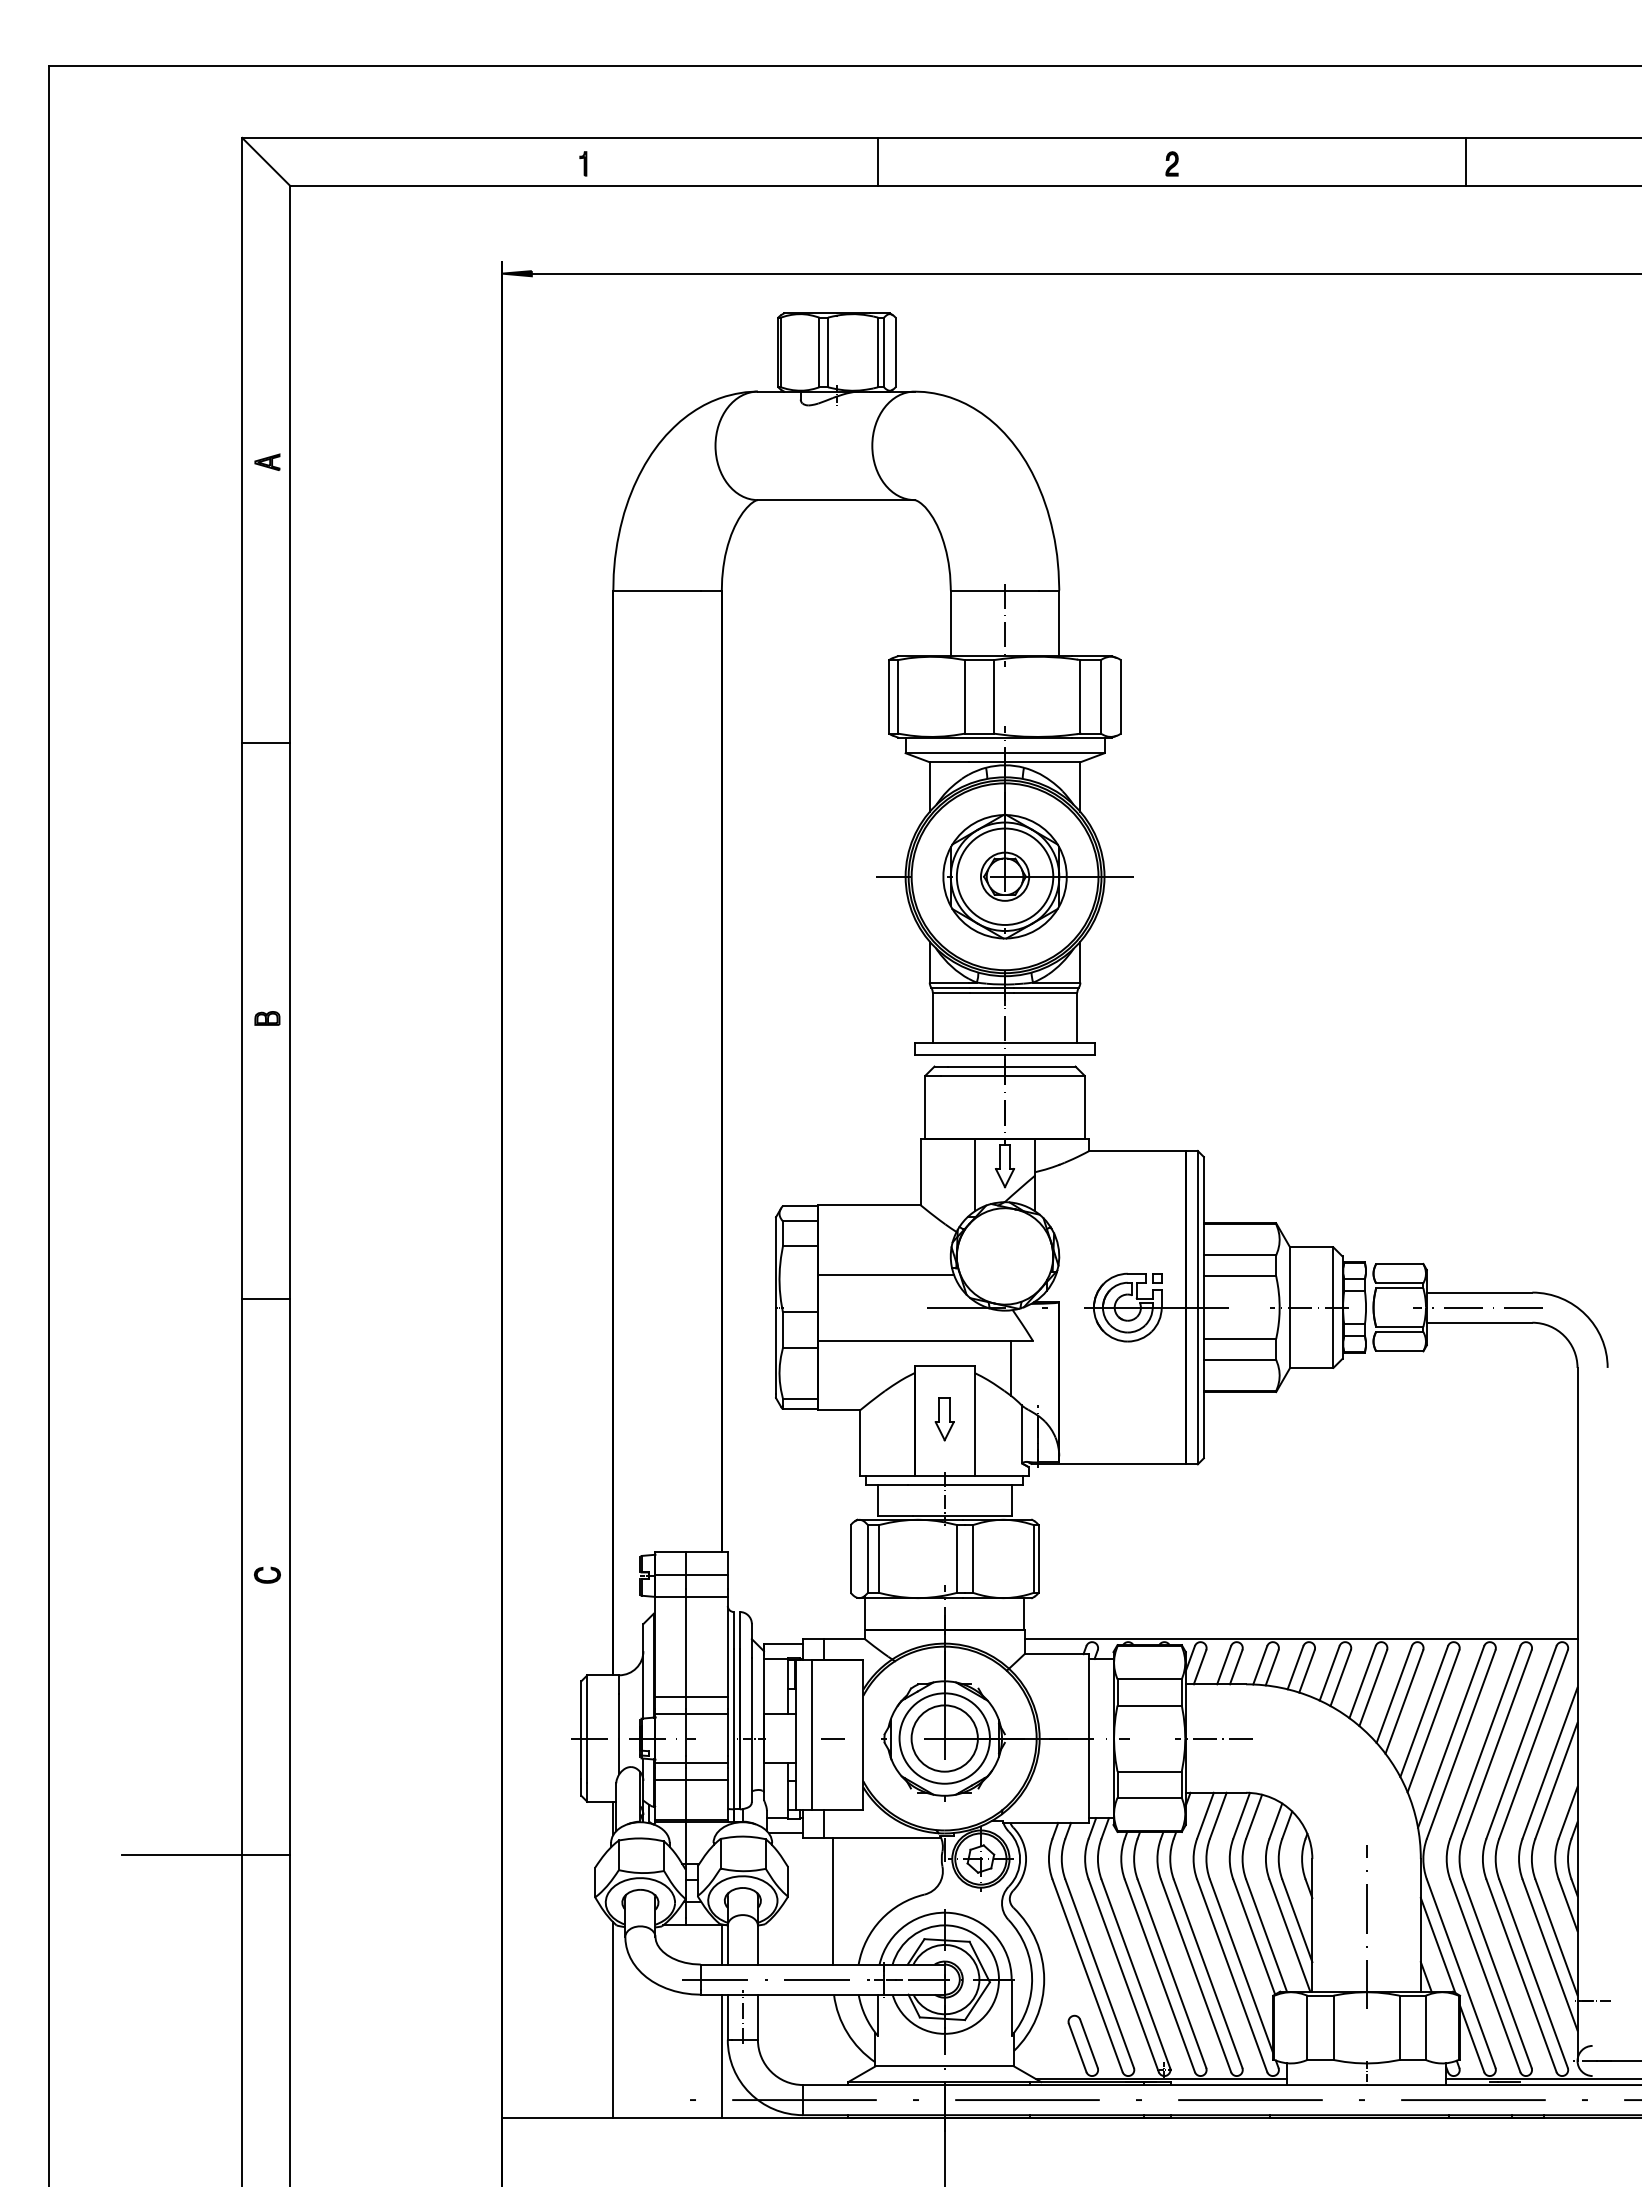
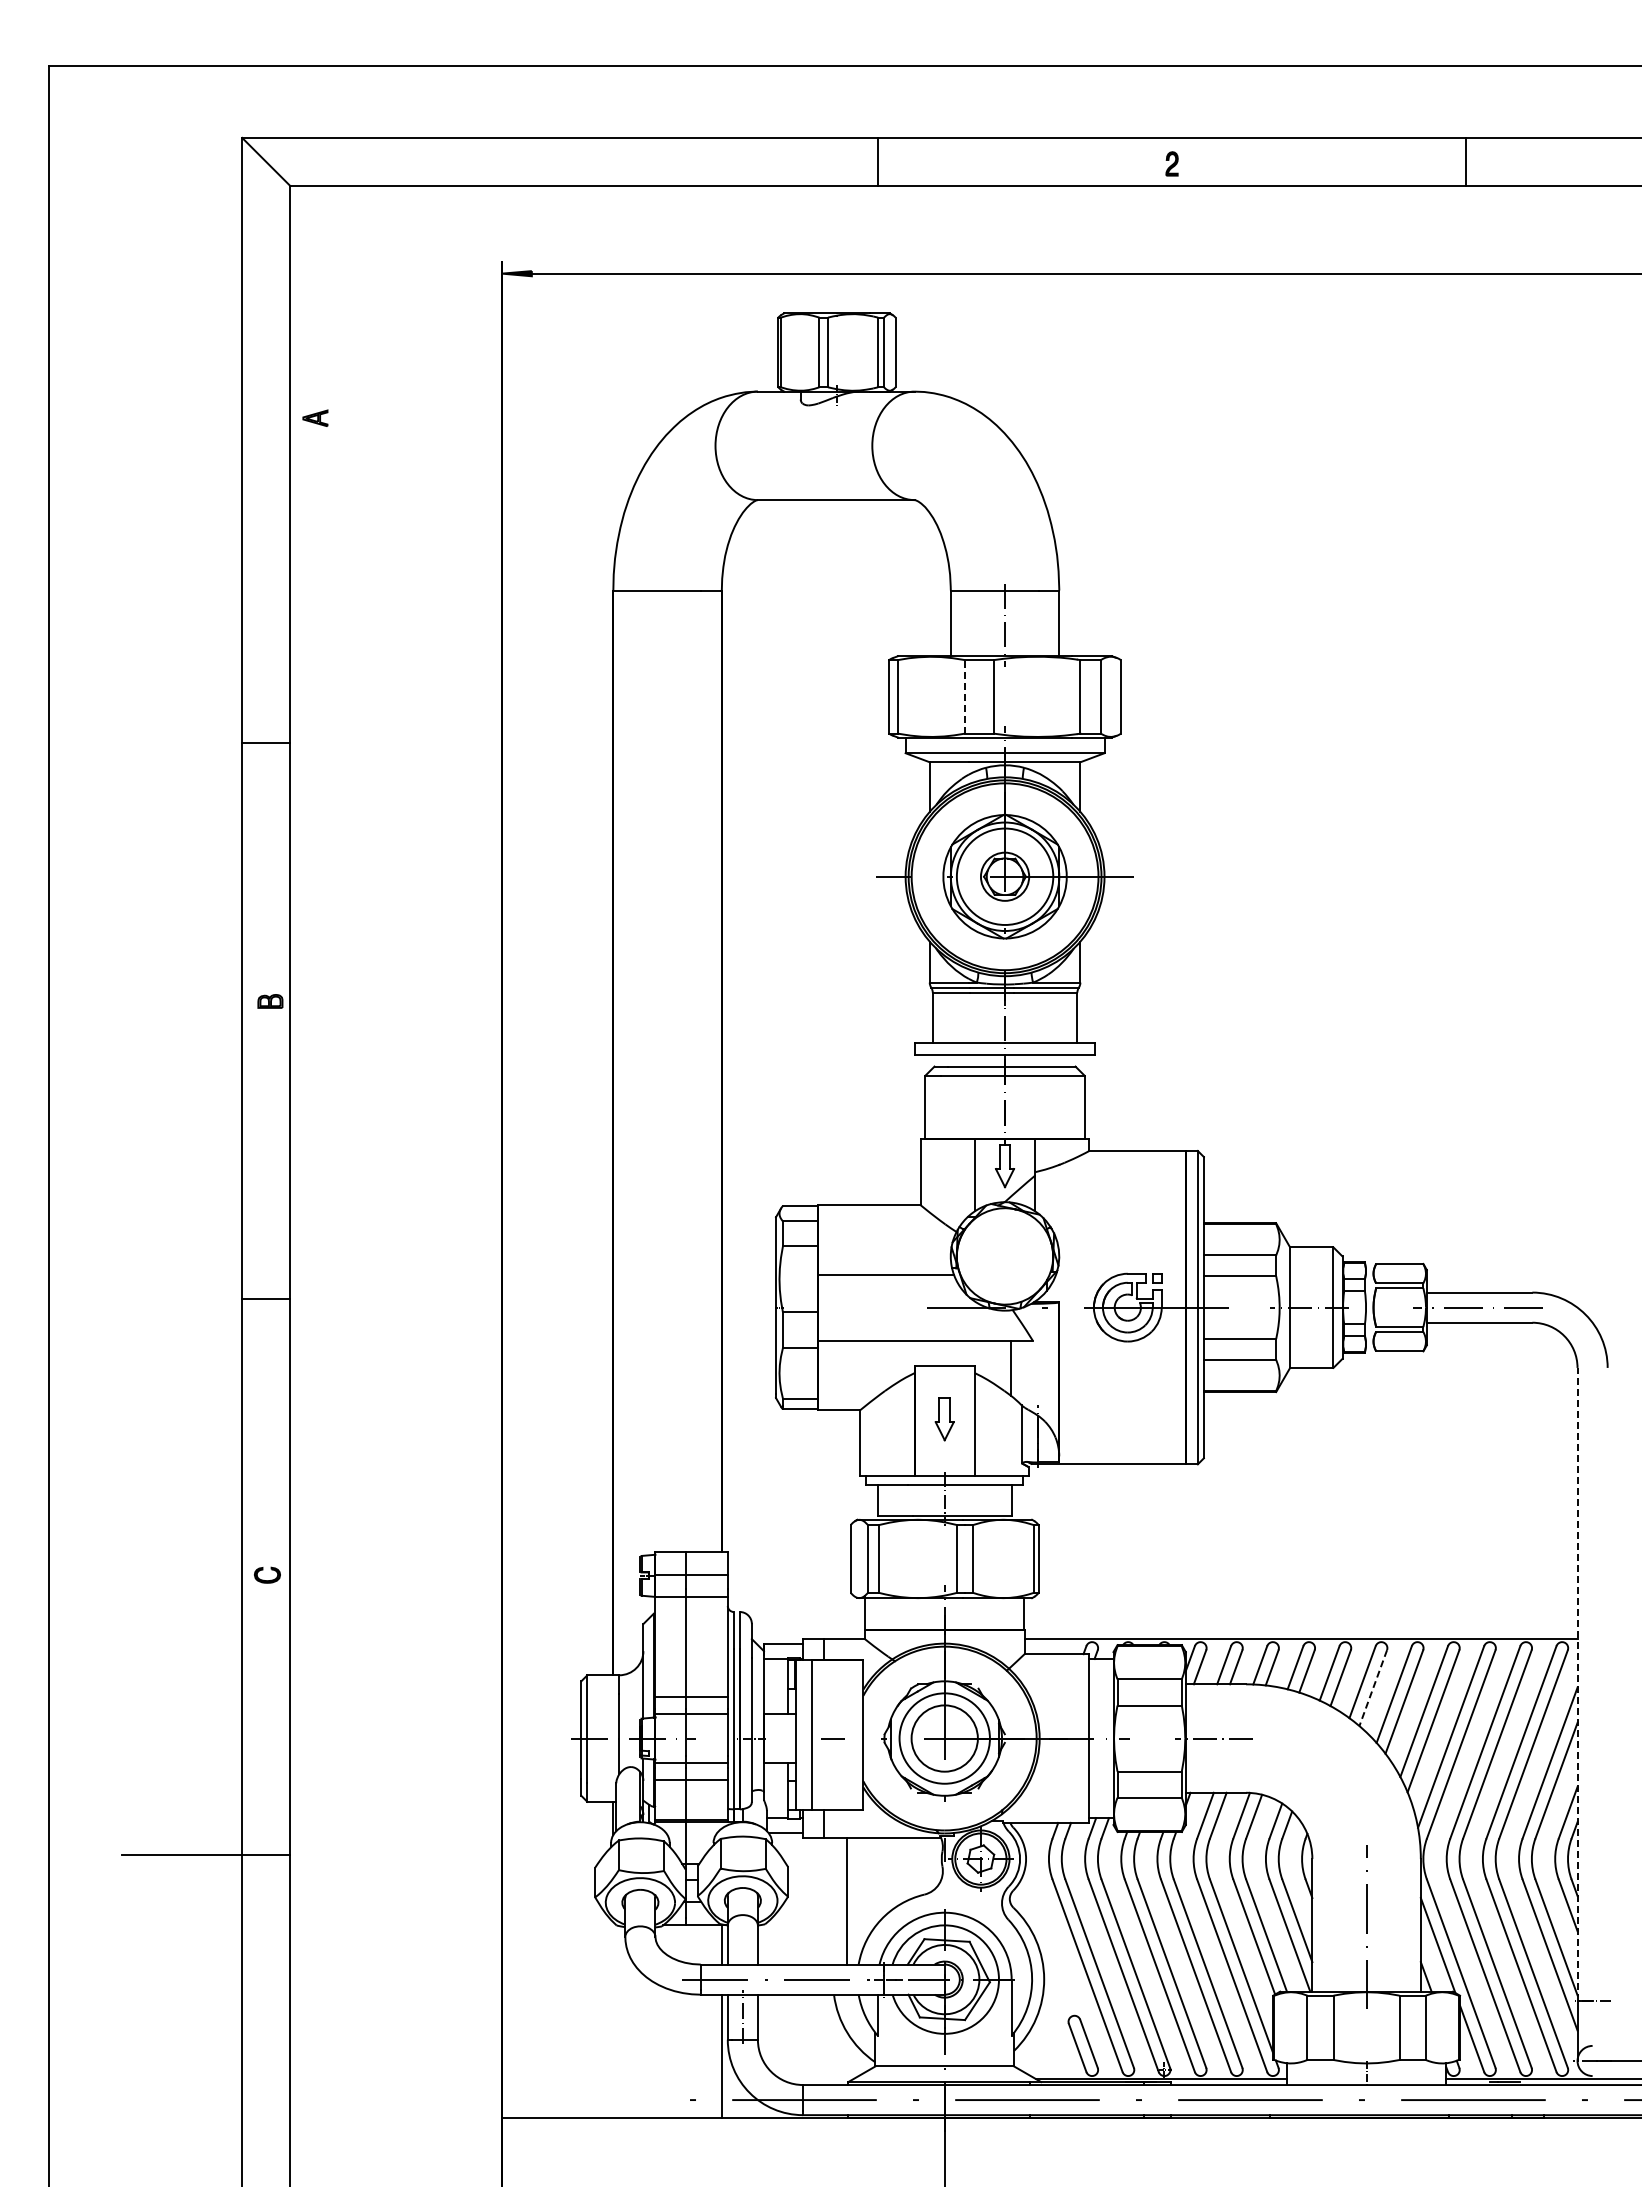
part: present -> none (583, 163)
part position: (267, 461) -> (315, 417) (315, 417)
line: solid -> dashed (964, 696)
part position: (267, 1018) -> (270, 1001) (270, 1001)
line: solid -> dashed (1577, 1683)
line: solid -> dashed (1373, 1688)
line position: (833, 1901) -> (847, 1901) (847, 1901)
line: present -> none (613, 2020)
